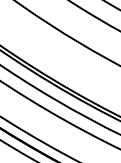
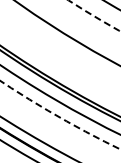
arc: solid -> dashed (94, 16)
arc: solid -> dashed (59, 117)
